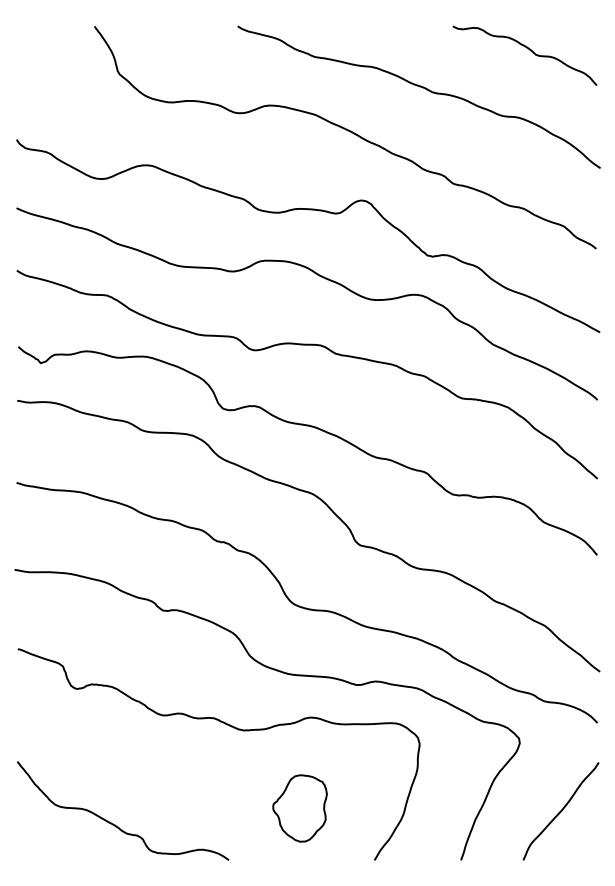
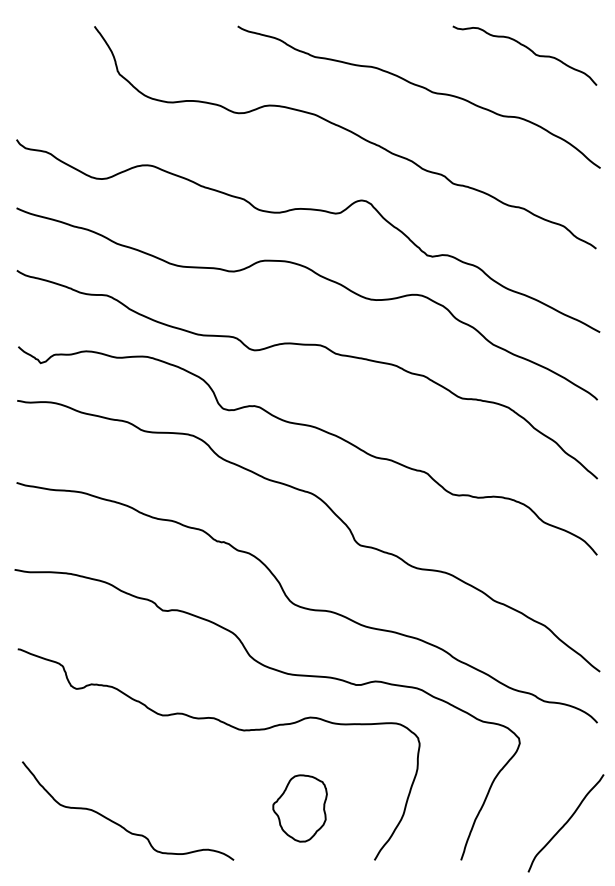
curve position: (560, 811) -> (565, 823) (565, 823)
curve position: (115, 824) -> (120, 824) (120, 824)
